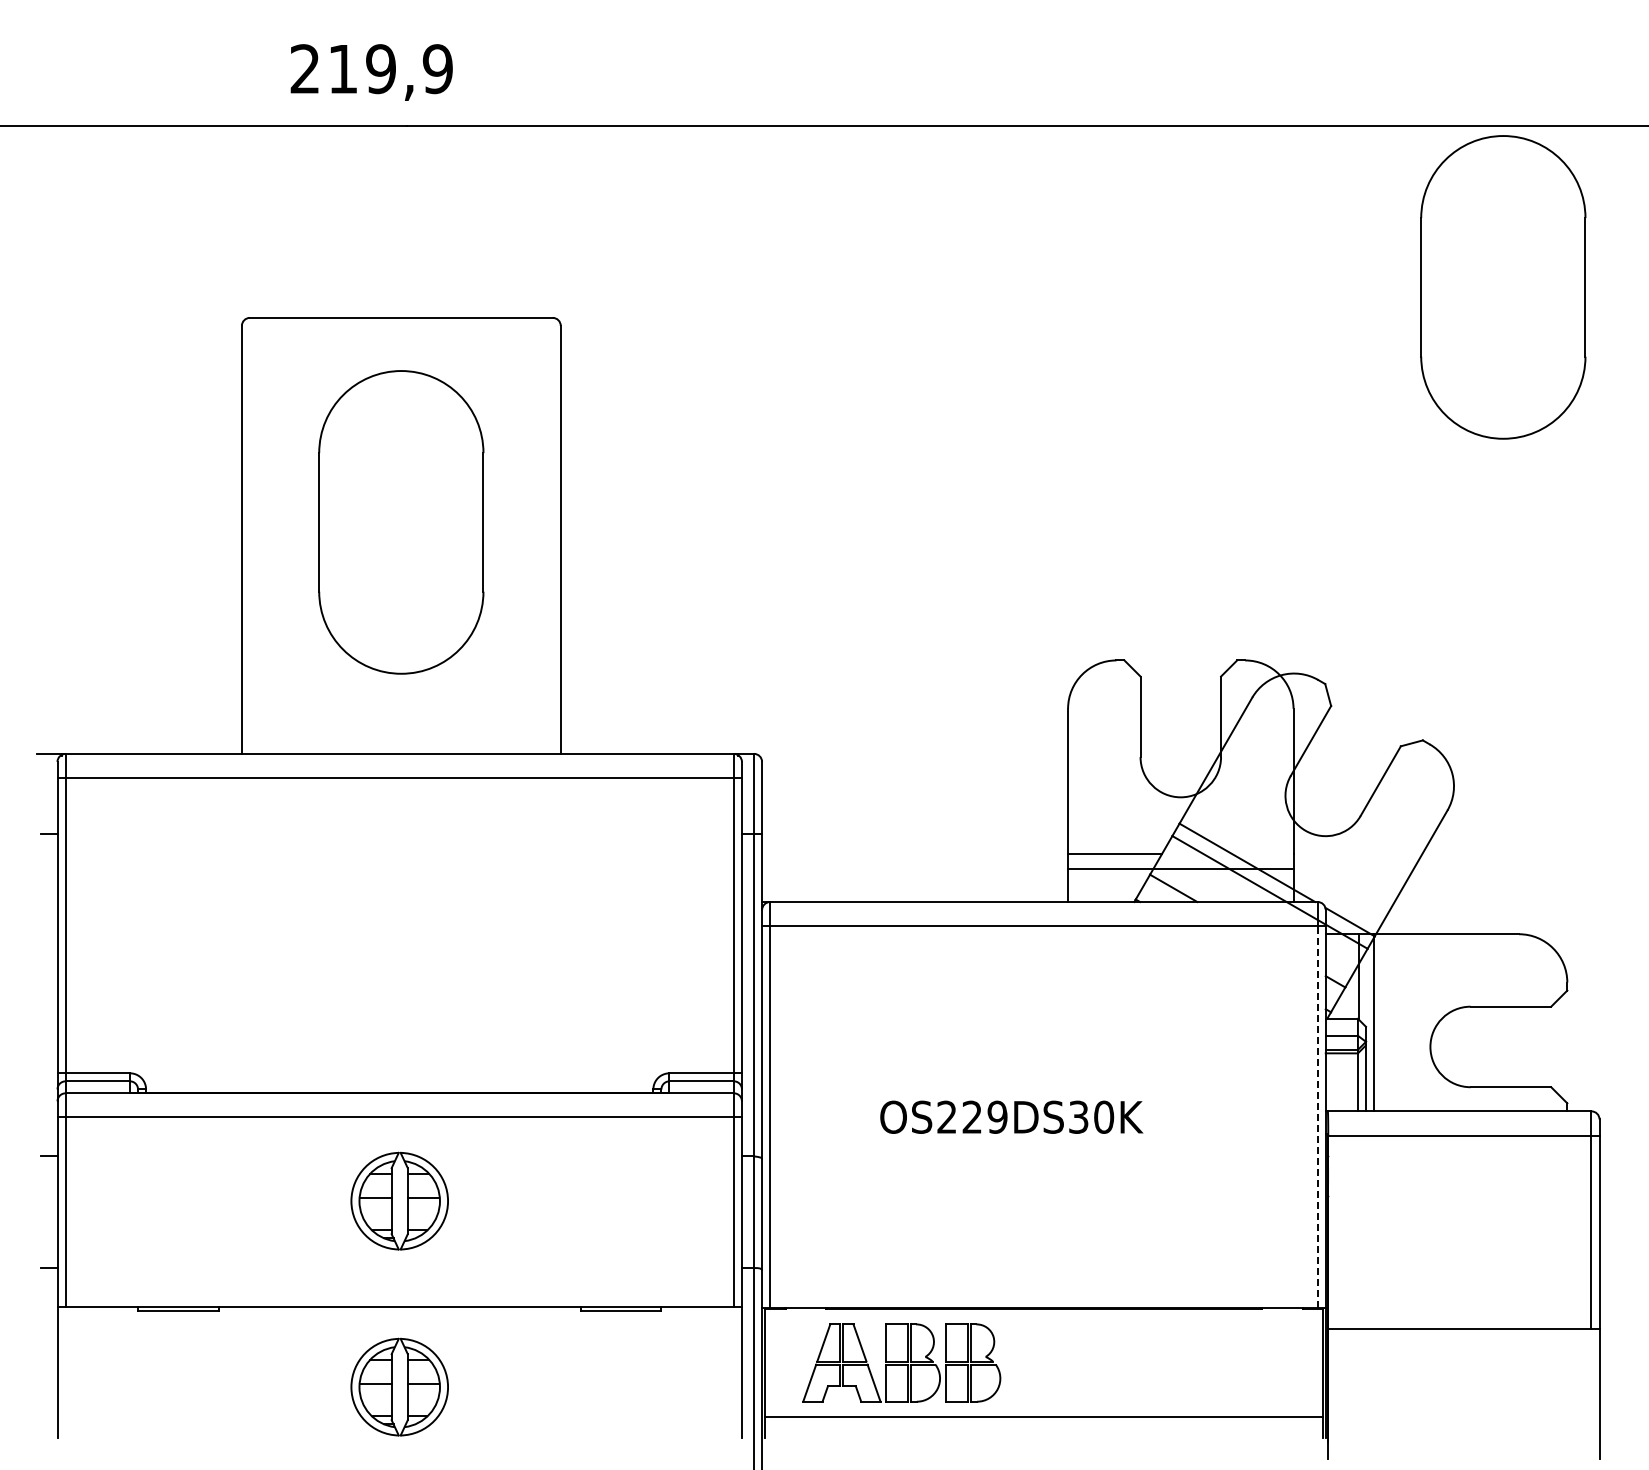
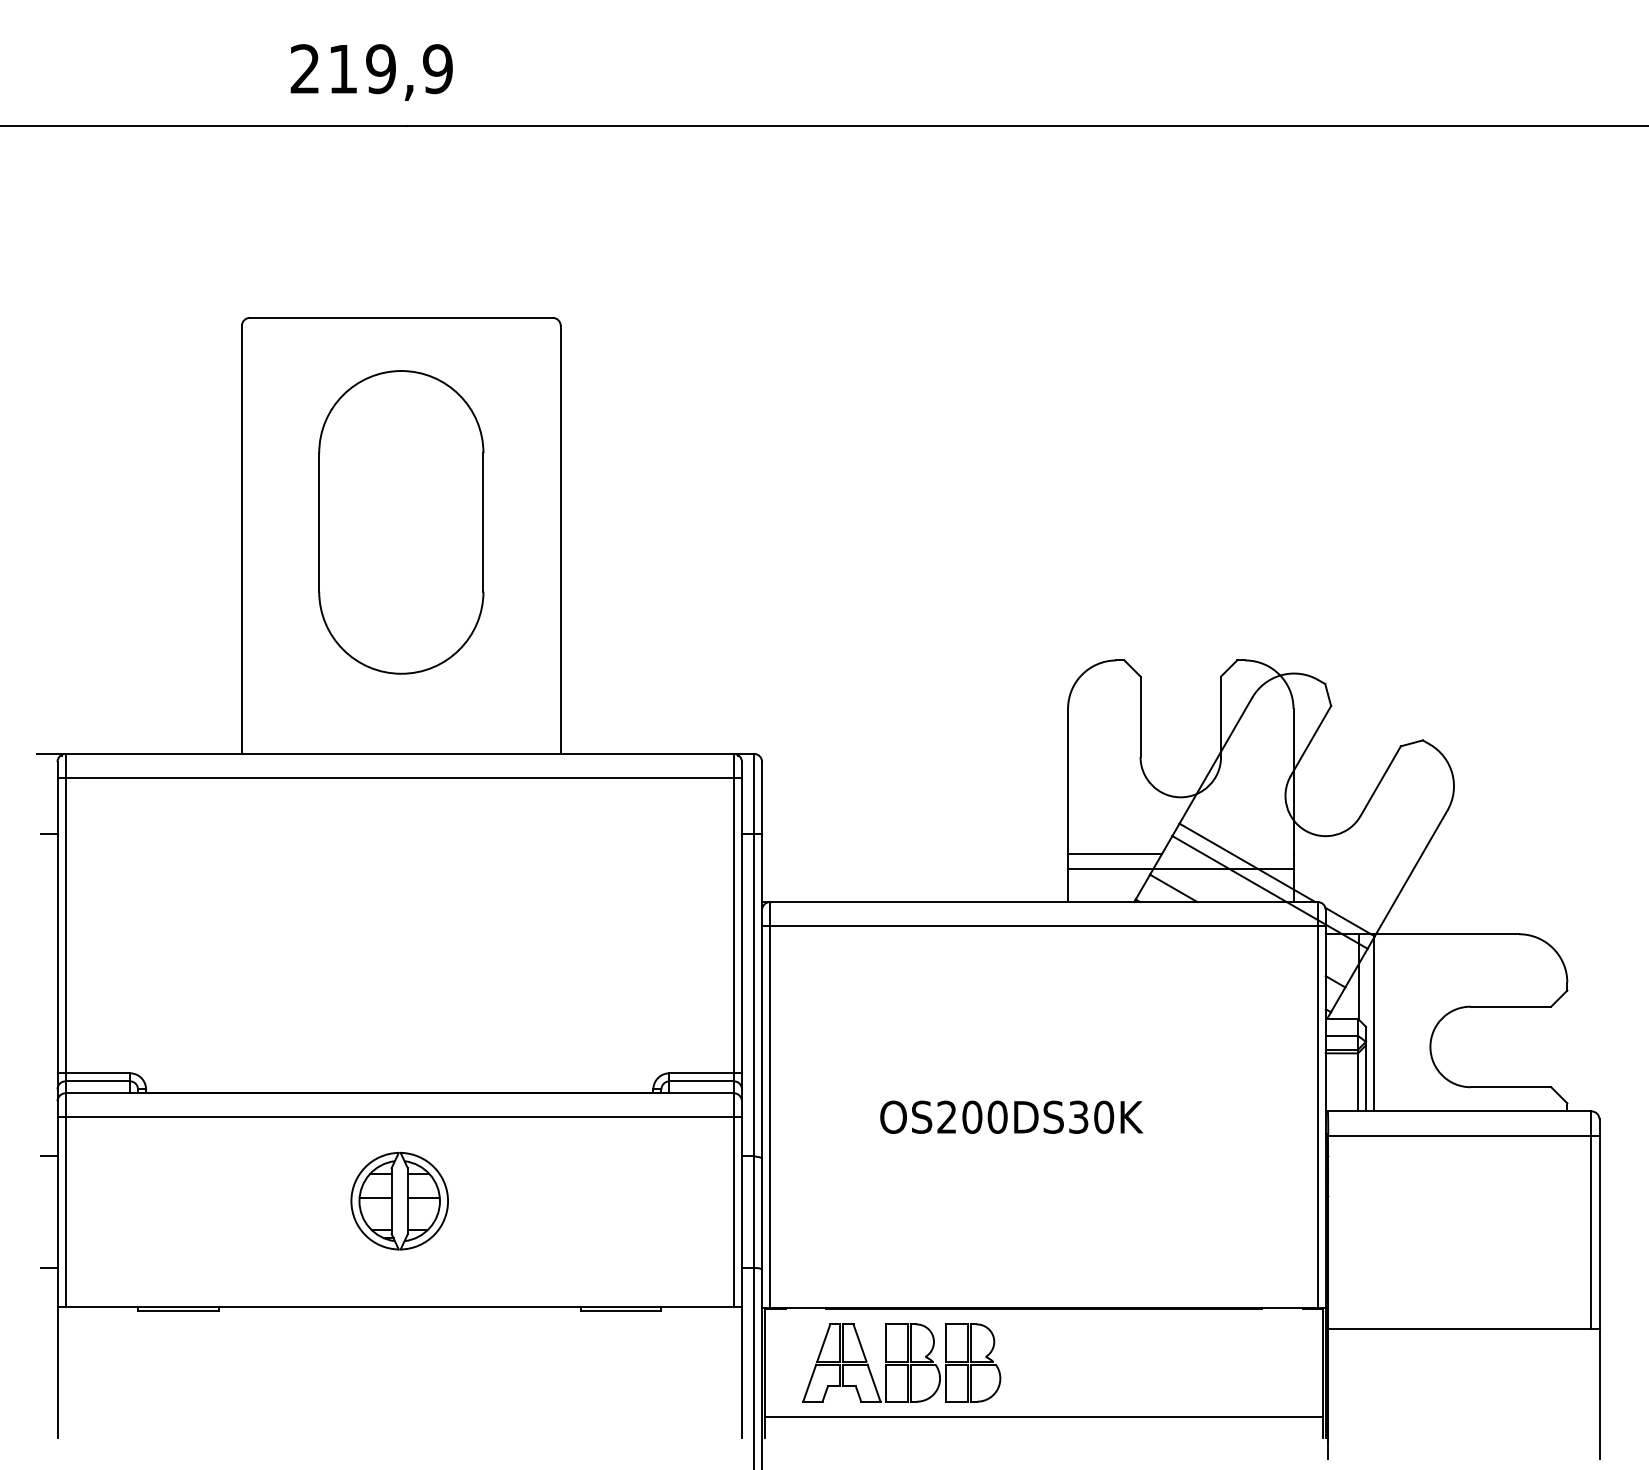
part: present -> none (1503, 287)
text: OS229DS30K -> OS200DS30K (984, 1116)
line: dashed -> solid (1317, 1117)
part: present -> none (399, 1386)
